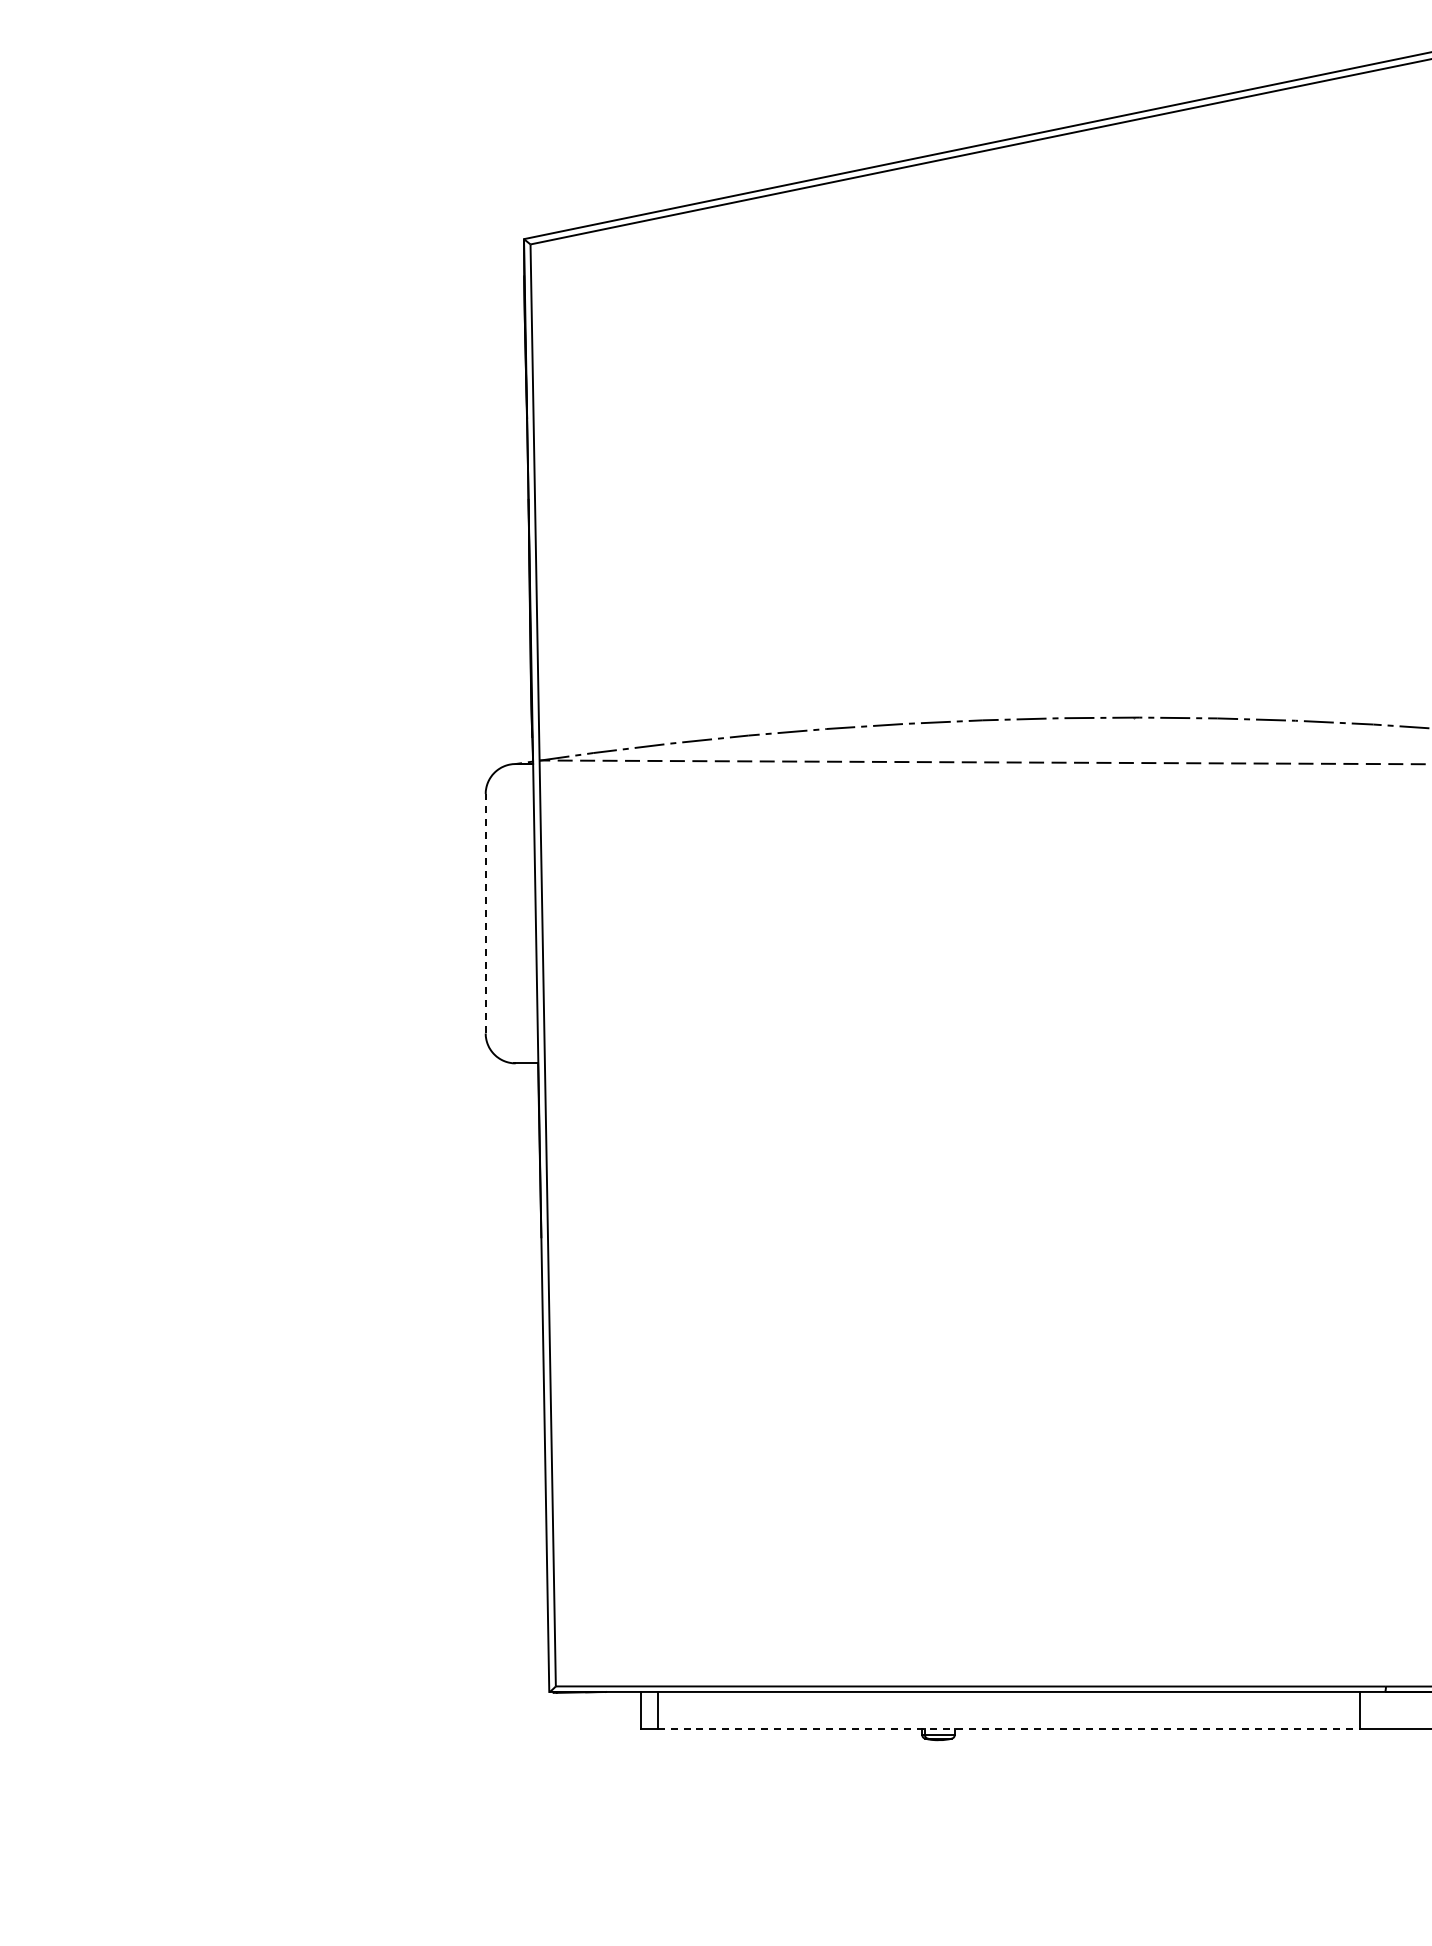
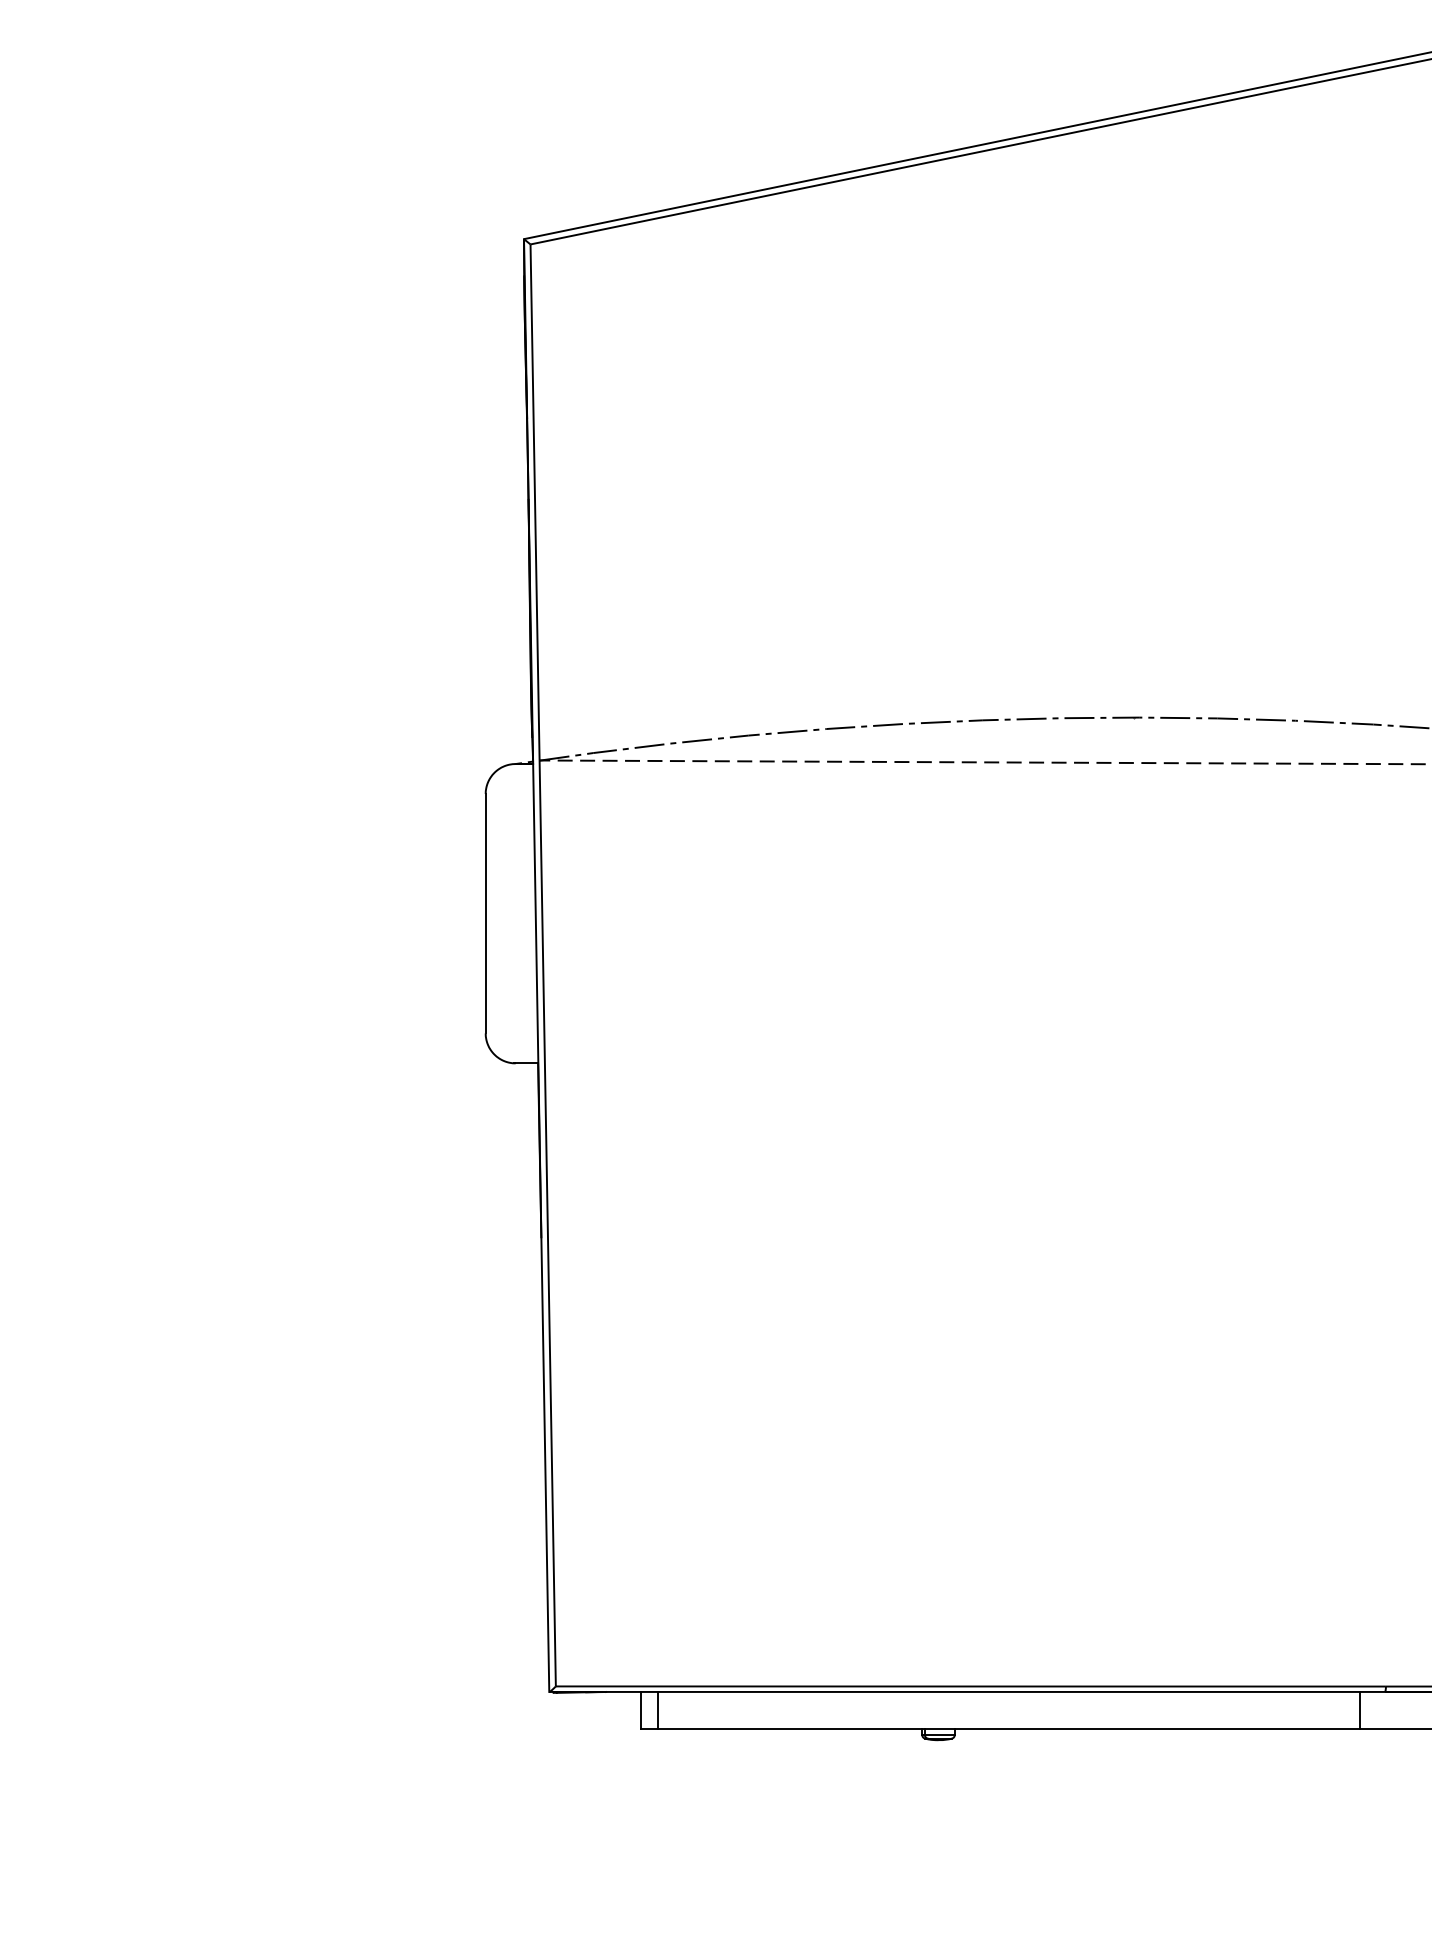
line: dashed -> solid (485, 913)
line: dashed -> solid (1009, 1729)
